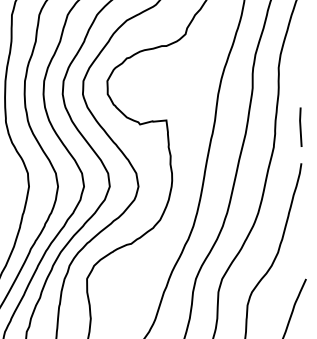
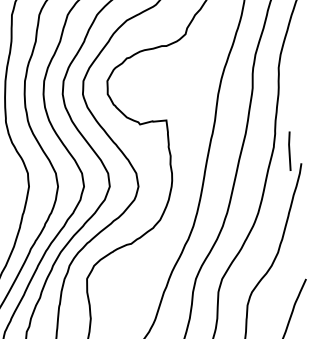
line position: (300, 126) -> (289, 150) (289, 150)
